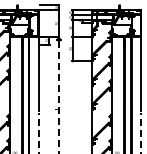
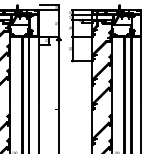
line: dashed -> solid (58, 97)
line: dashed -> solid (39, 132)
line: dashed -> solid (141, 132)
